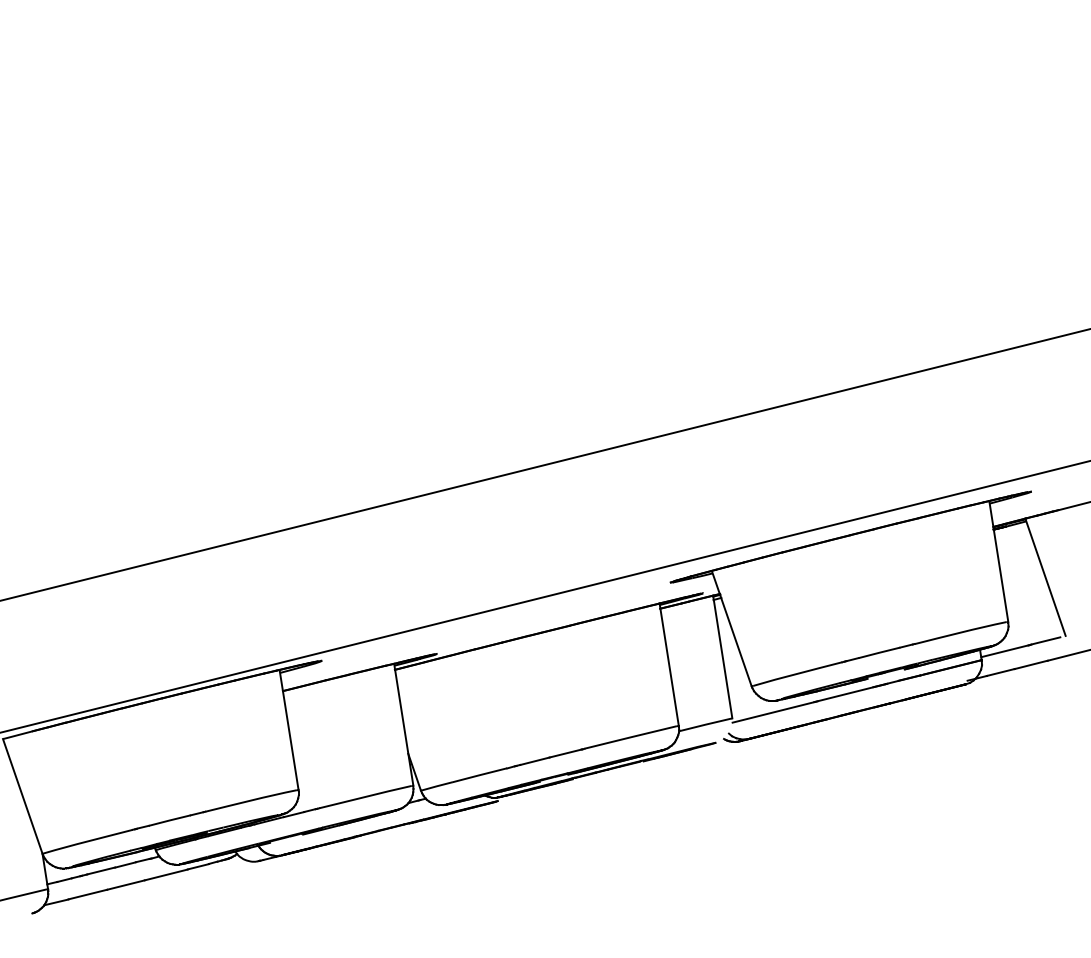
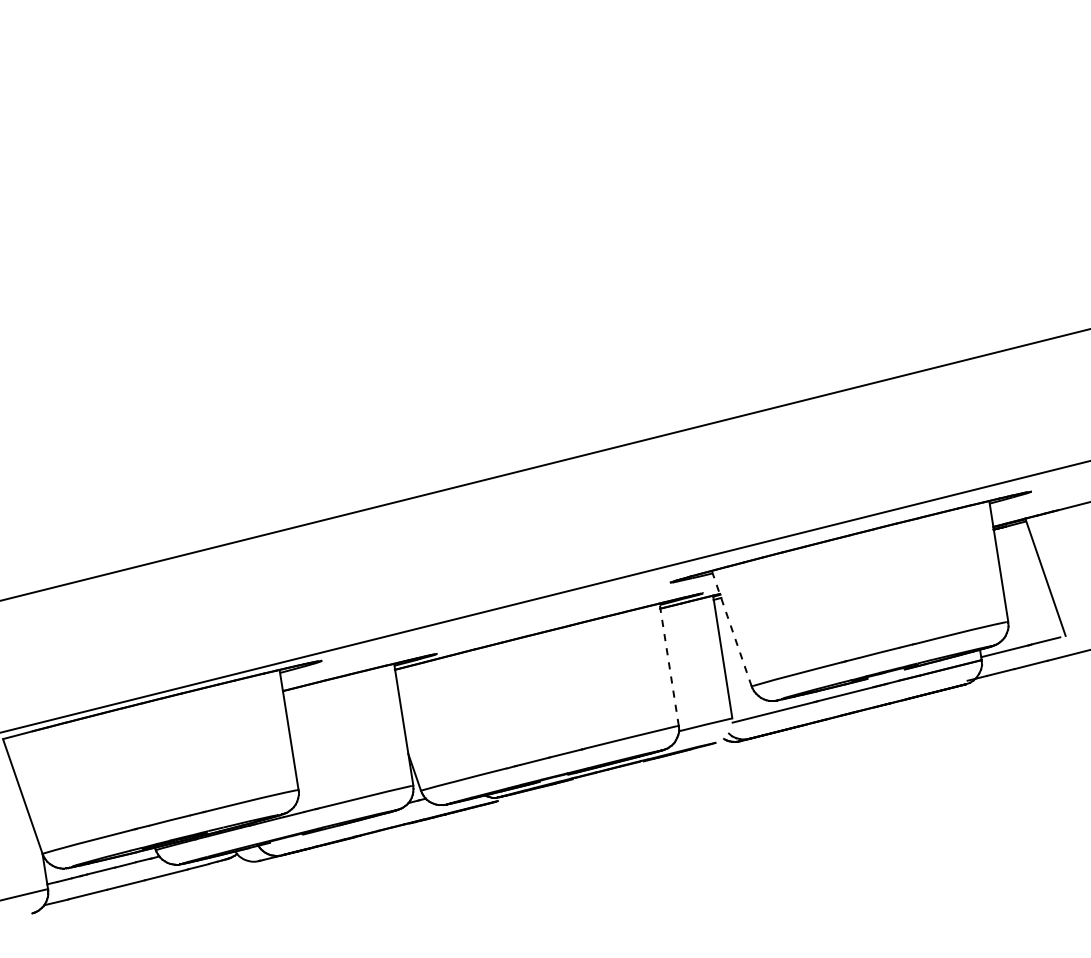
line: solid -> dashed (731, 628)
line: solid -> dashed (669, 664)
